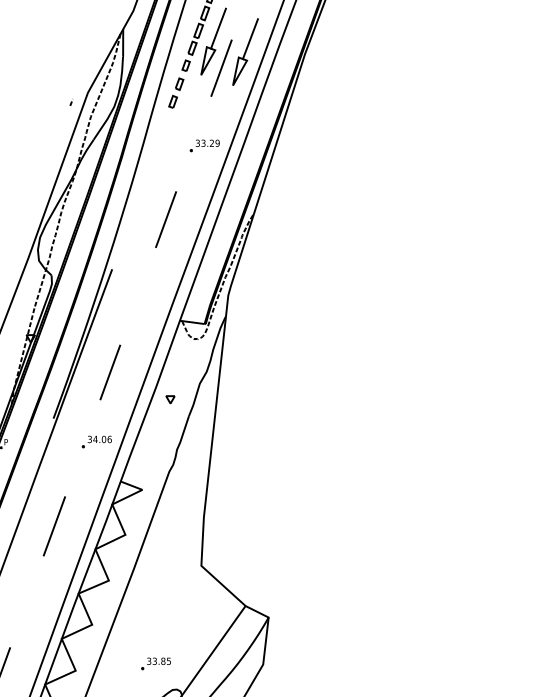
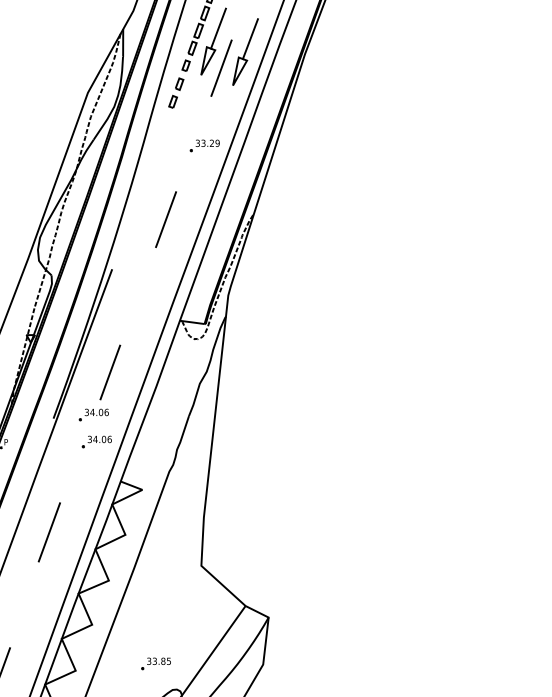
line: present -> none (71, 101)
part: present -> none (170, 399)
part: none -> present (93, 414)
line position: (53, 526) -> (48, 532) (48, 532)
